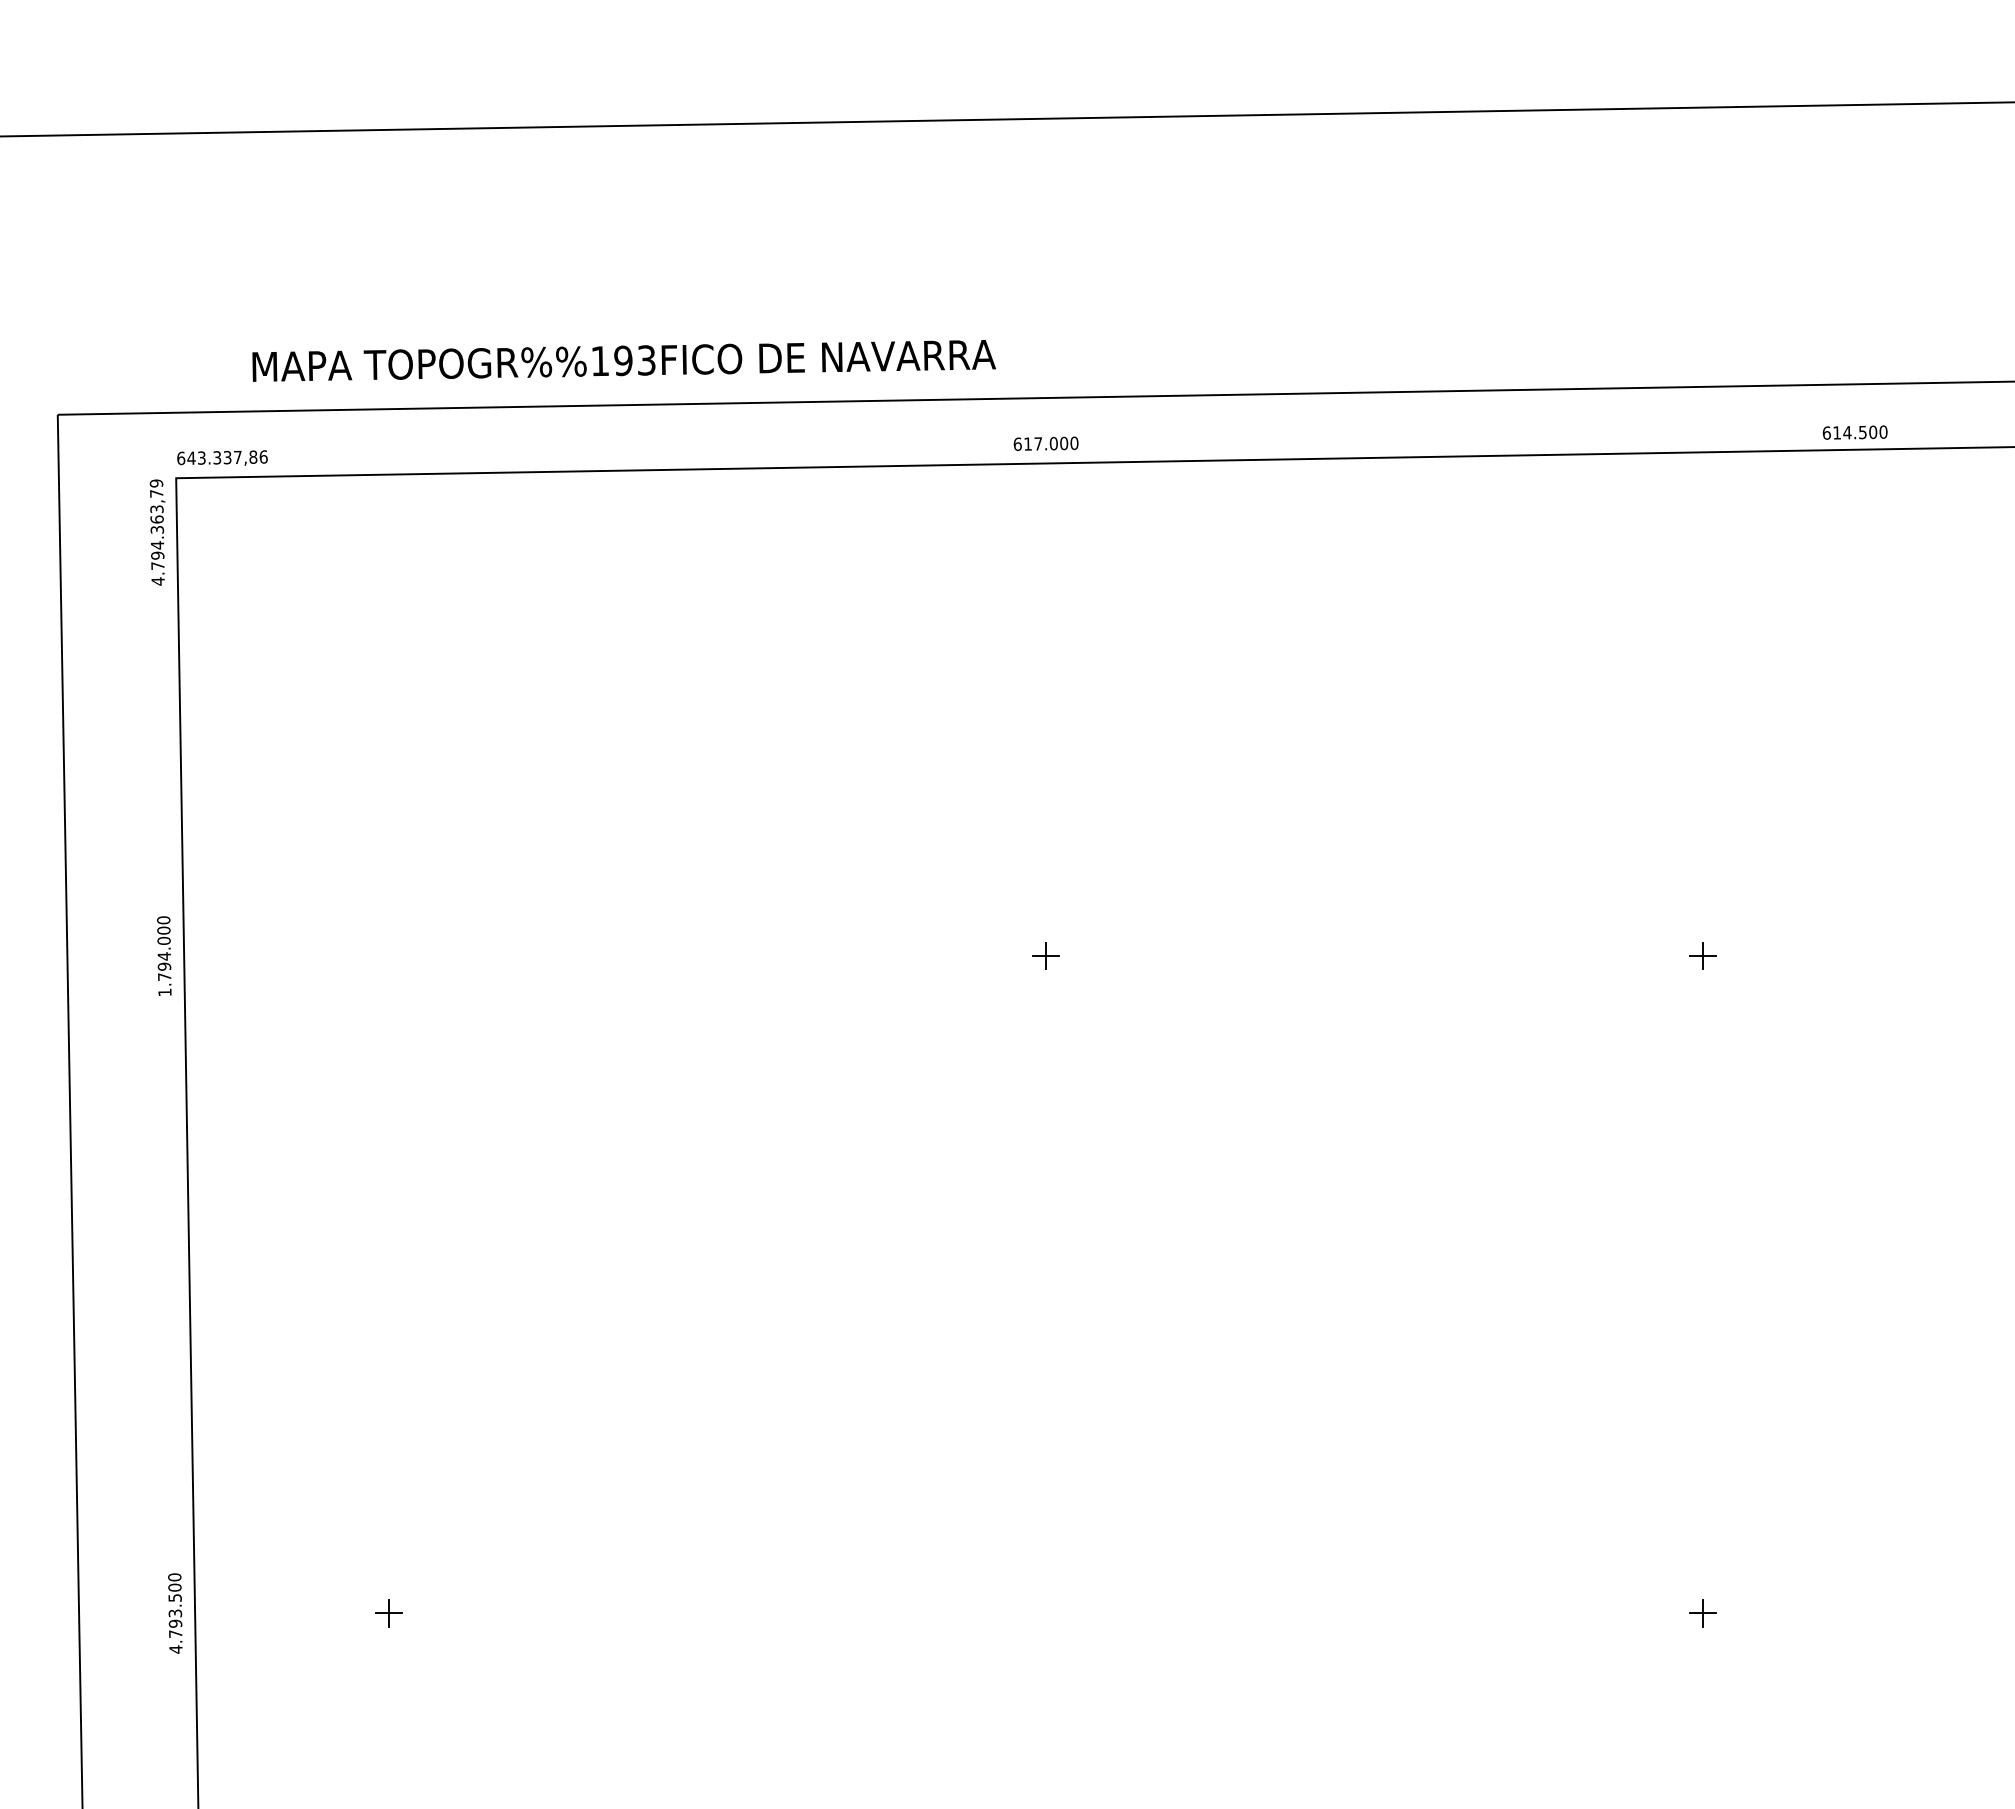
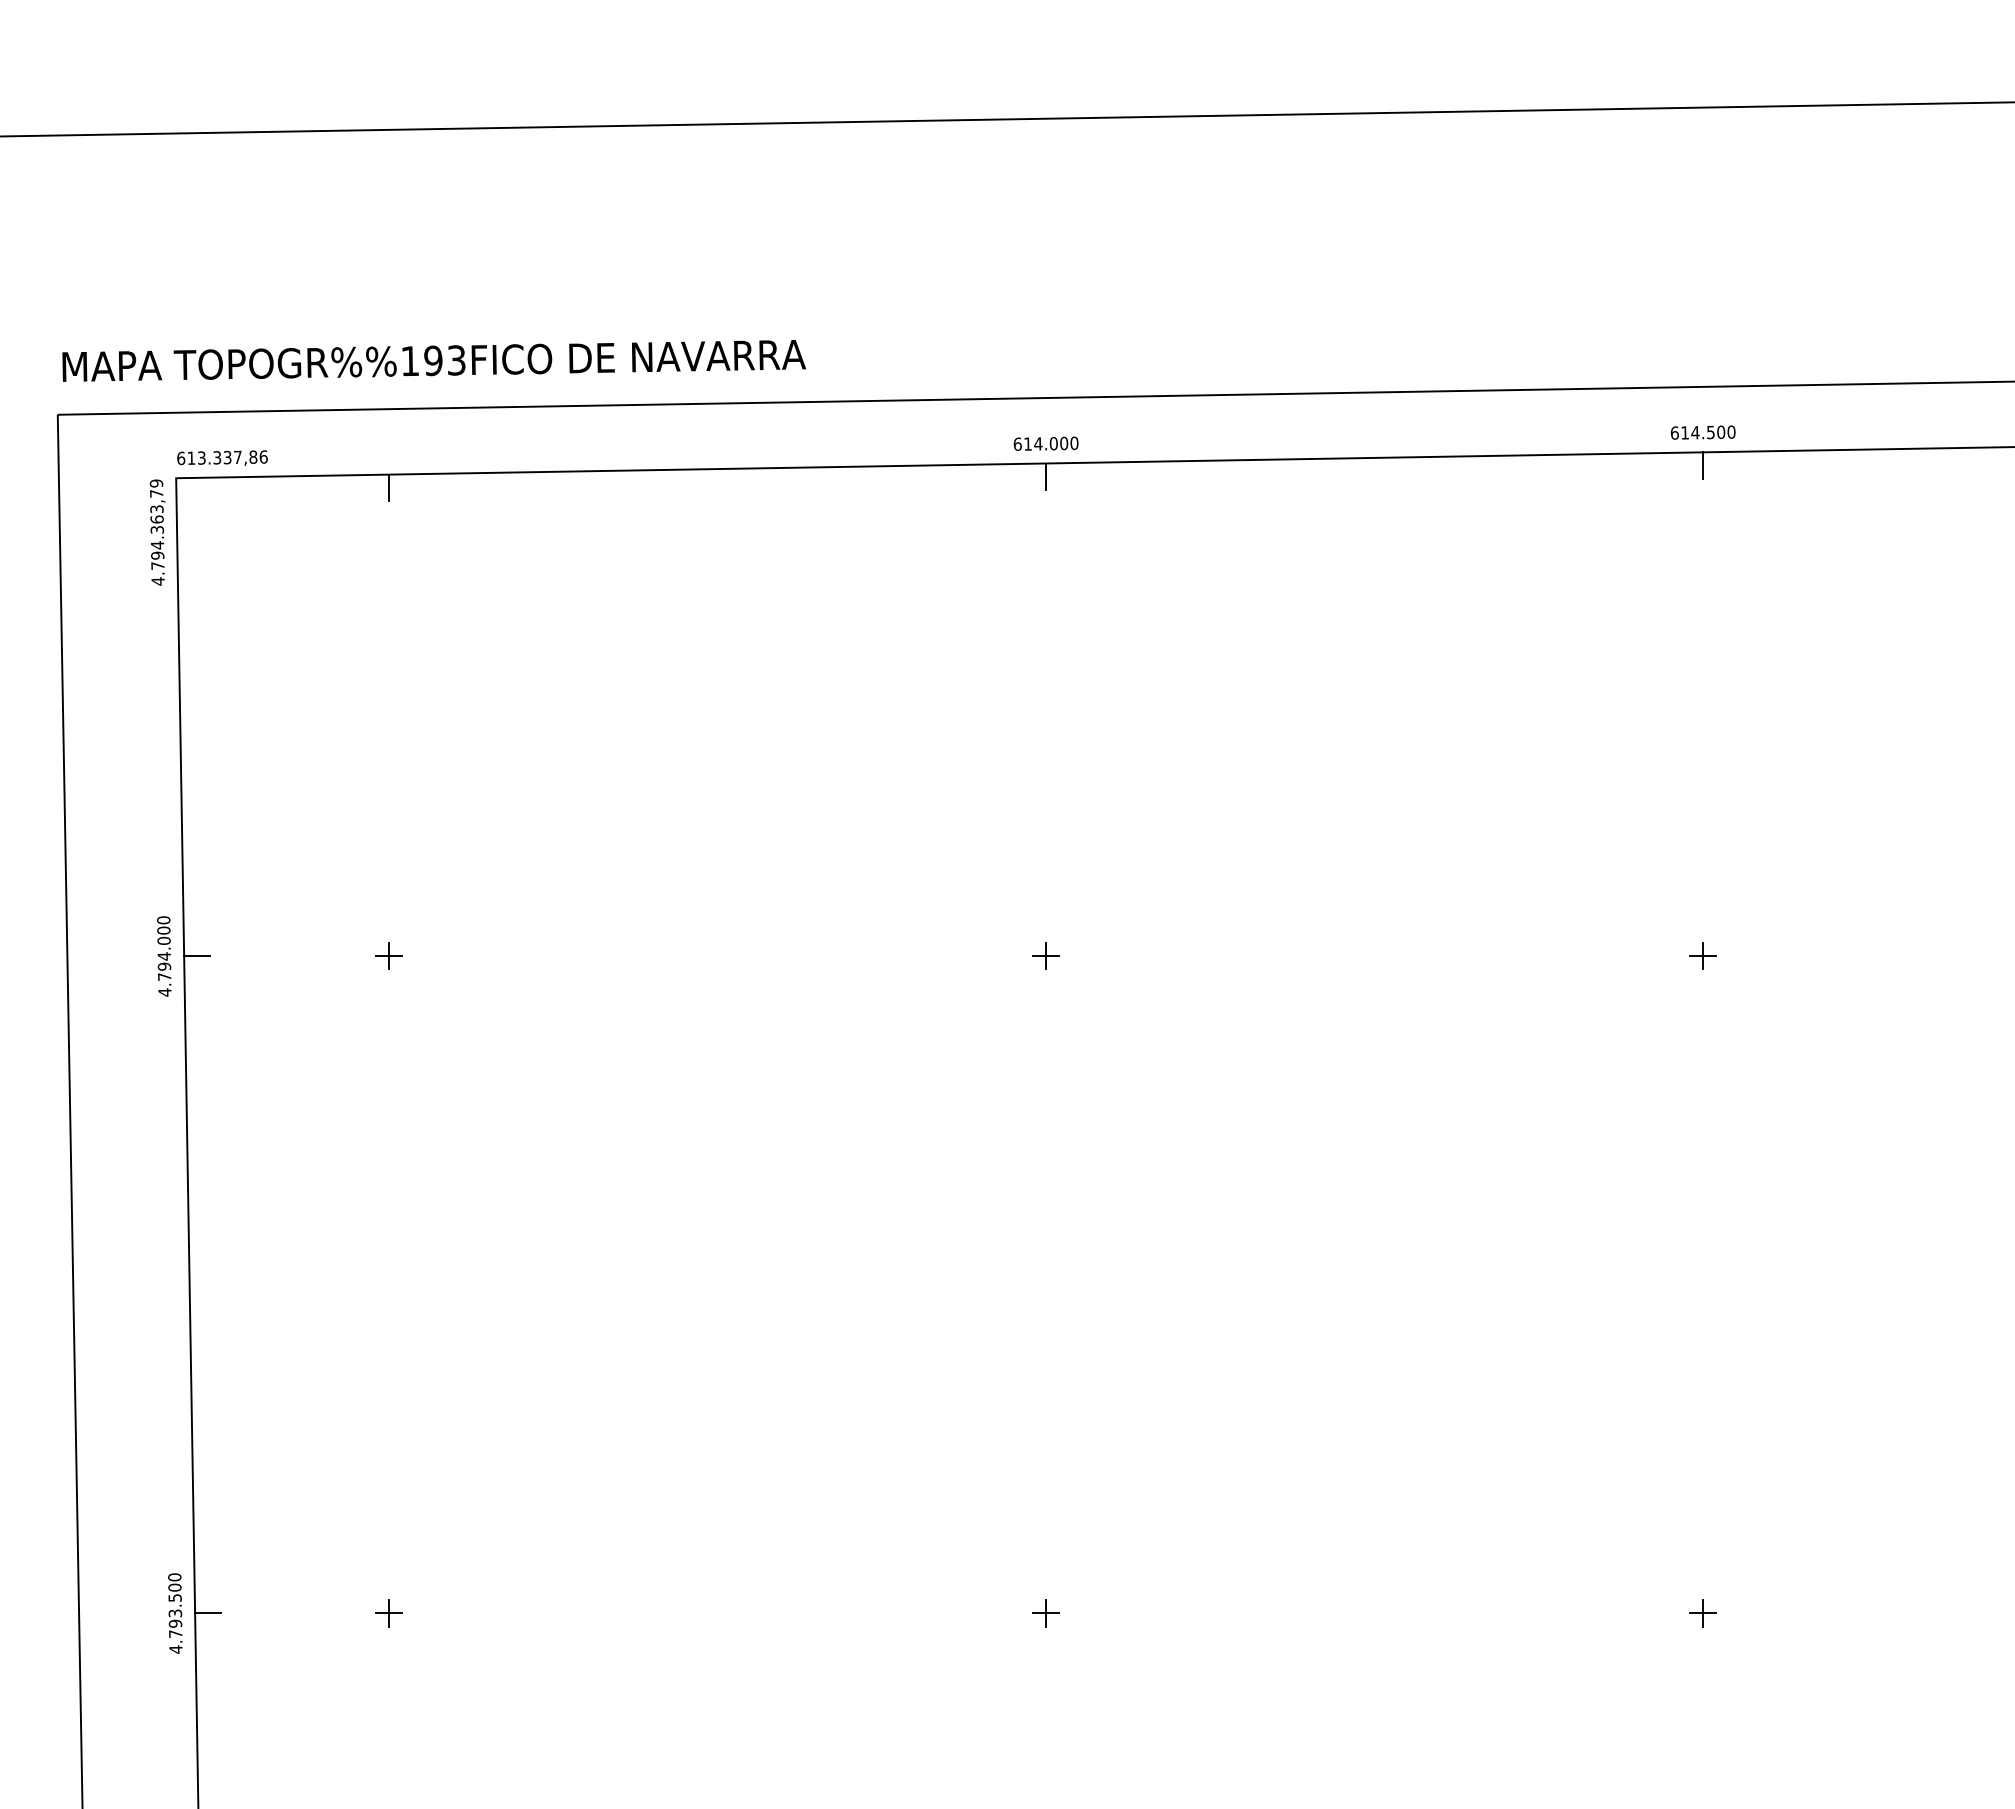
text position: (623, 360) -> (433, 360) (433, 360)
text position: (1854, 432) -> (1702, 432) (1702, 432)
text: 617.000 -> 614.000 (1038, 443)
text: 643.337,86 -> 613.337,86 (191, 457)
line: none -> present (1703, 465)
line: none -> present (1046, 476)
line: none -> present (389, 487)
part: none -> present (388, 955)
line: none -> present (197, 956)
text: 1.794.000 -> 4.794.000 (164, 992)
line: none -> present (208, 1613)
part: none -> present (1045, 1613)
